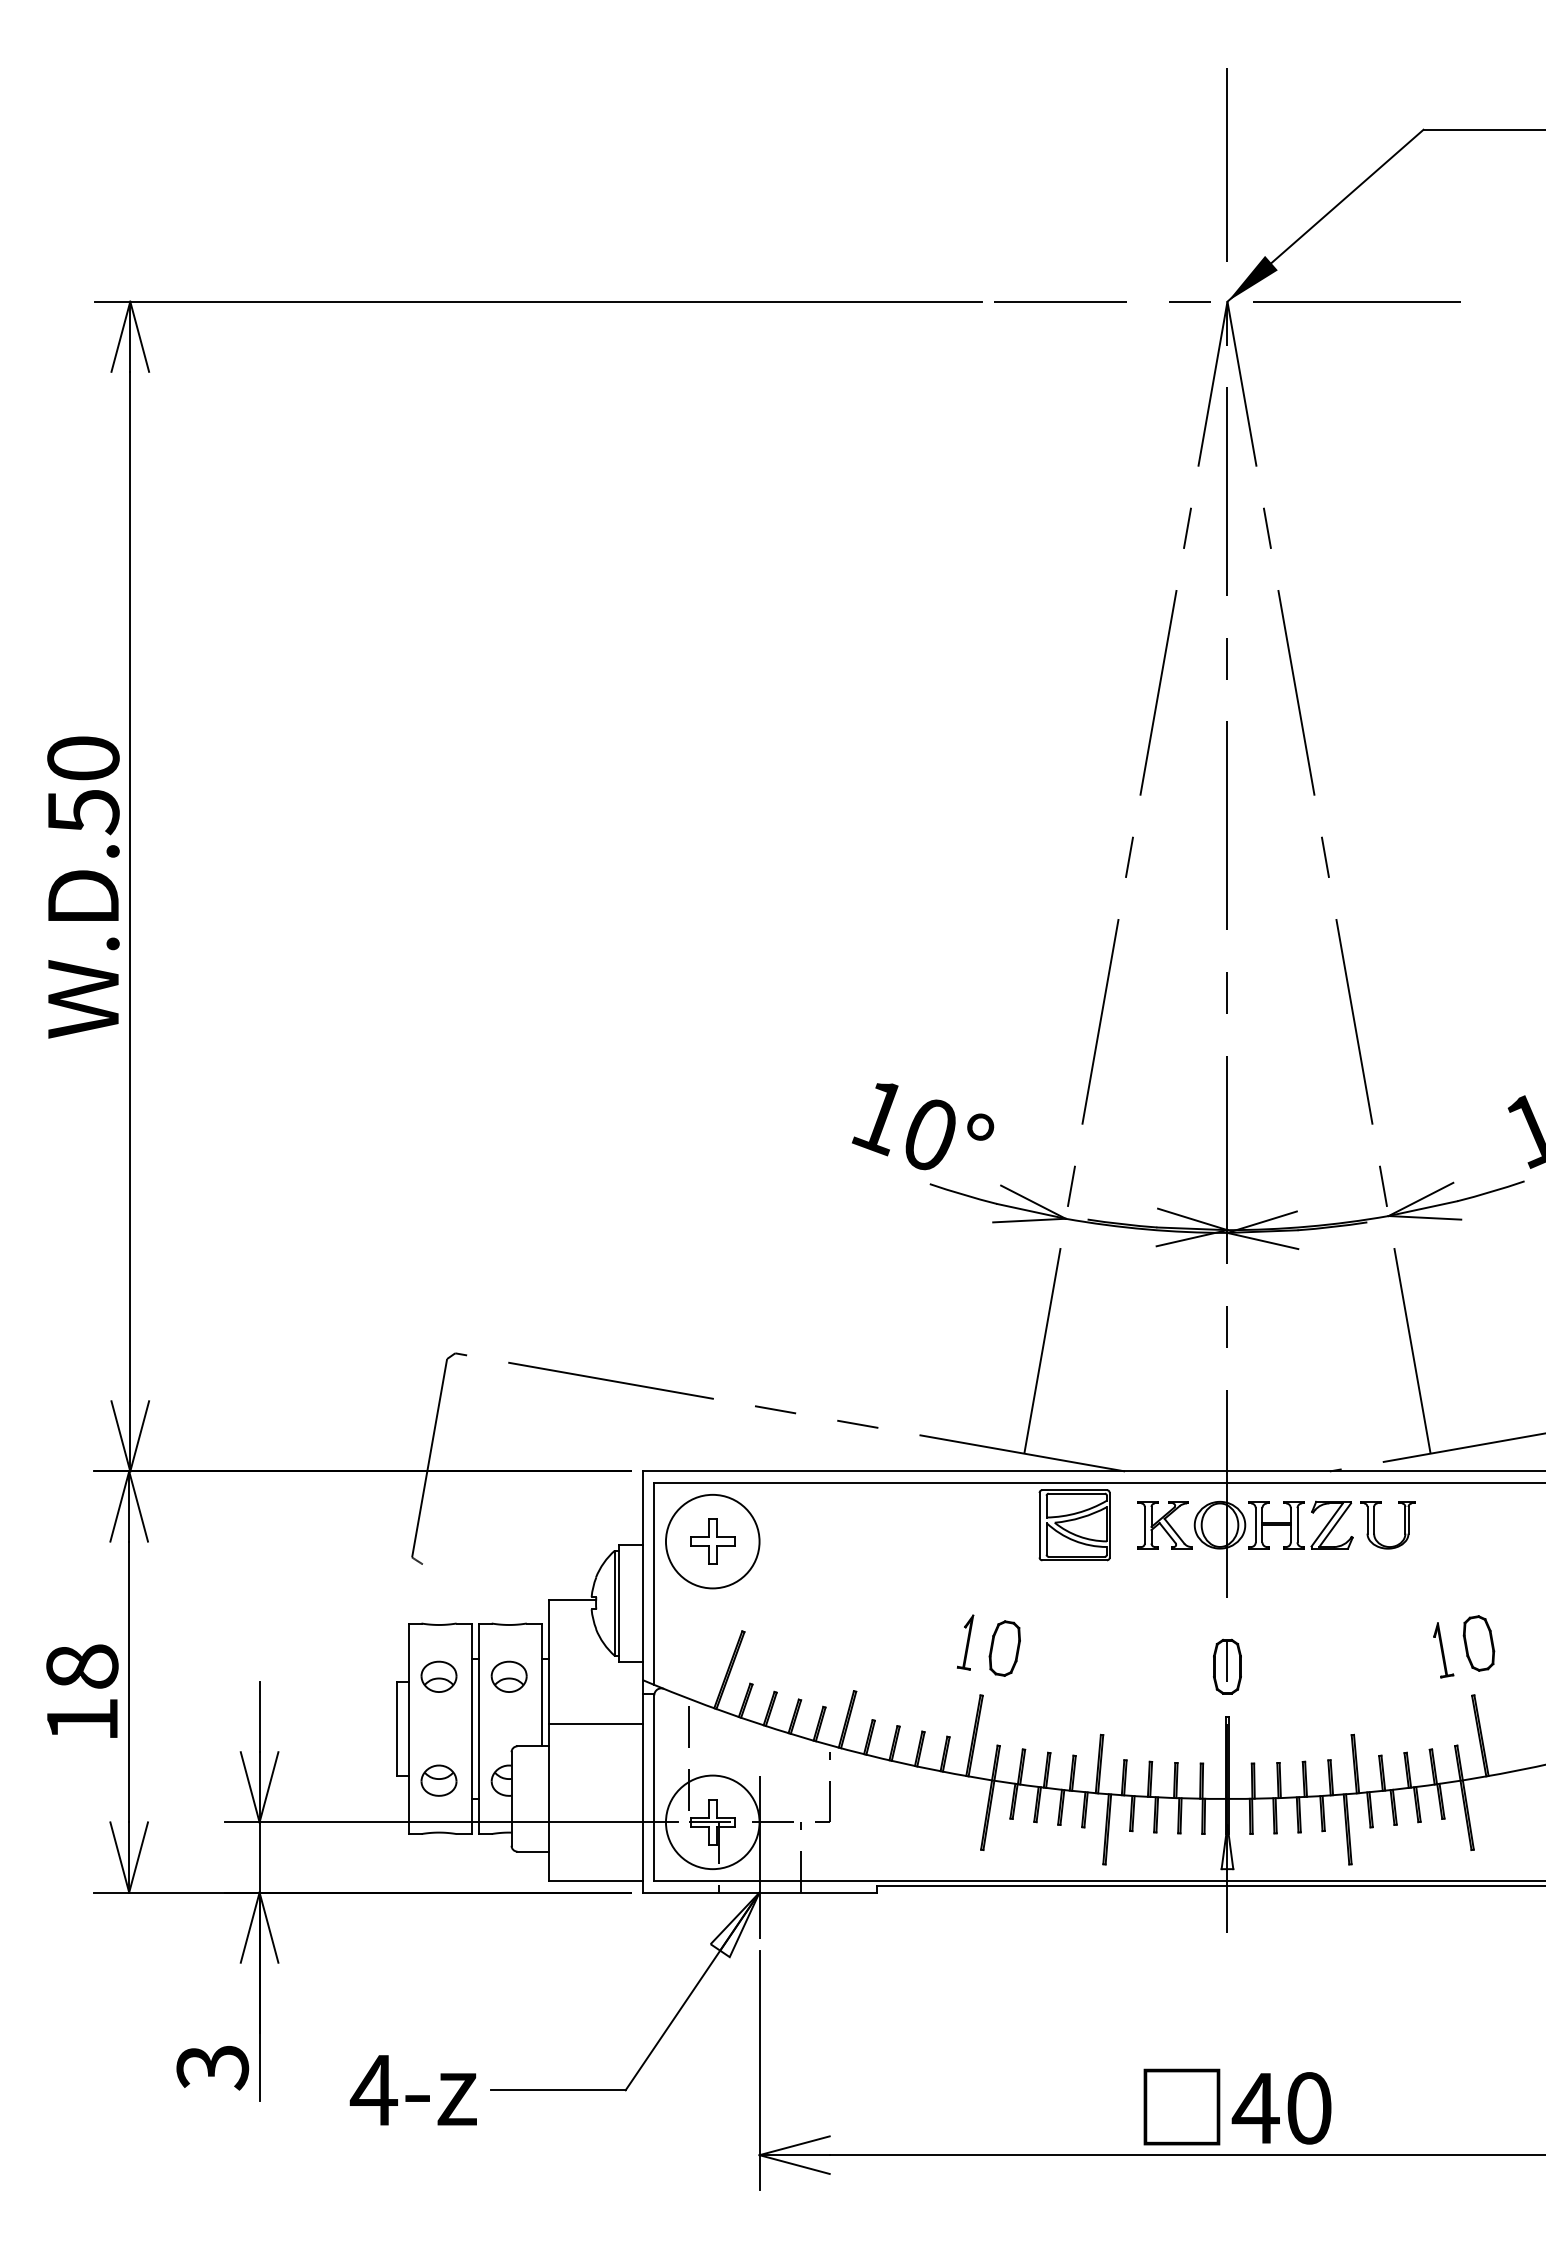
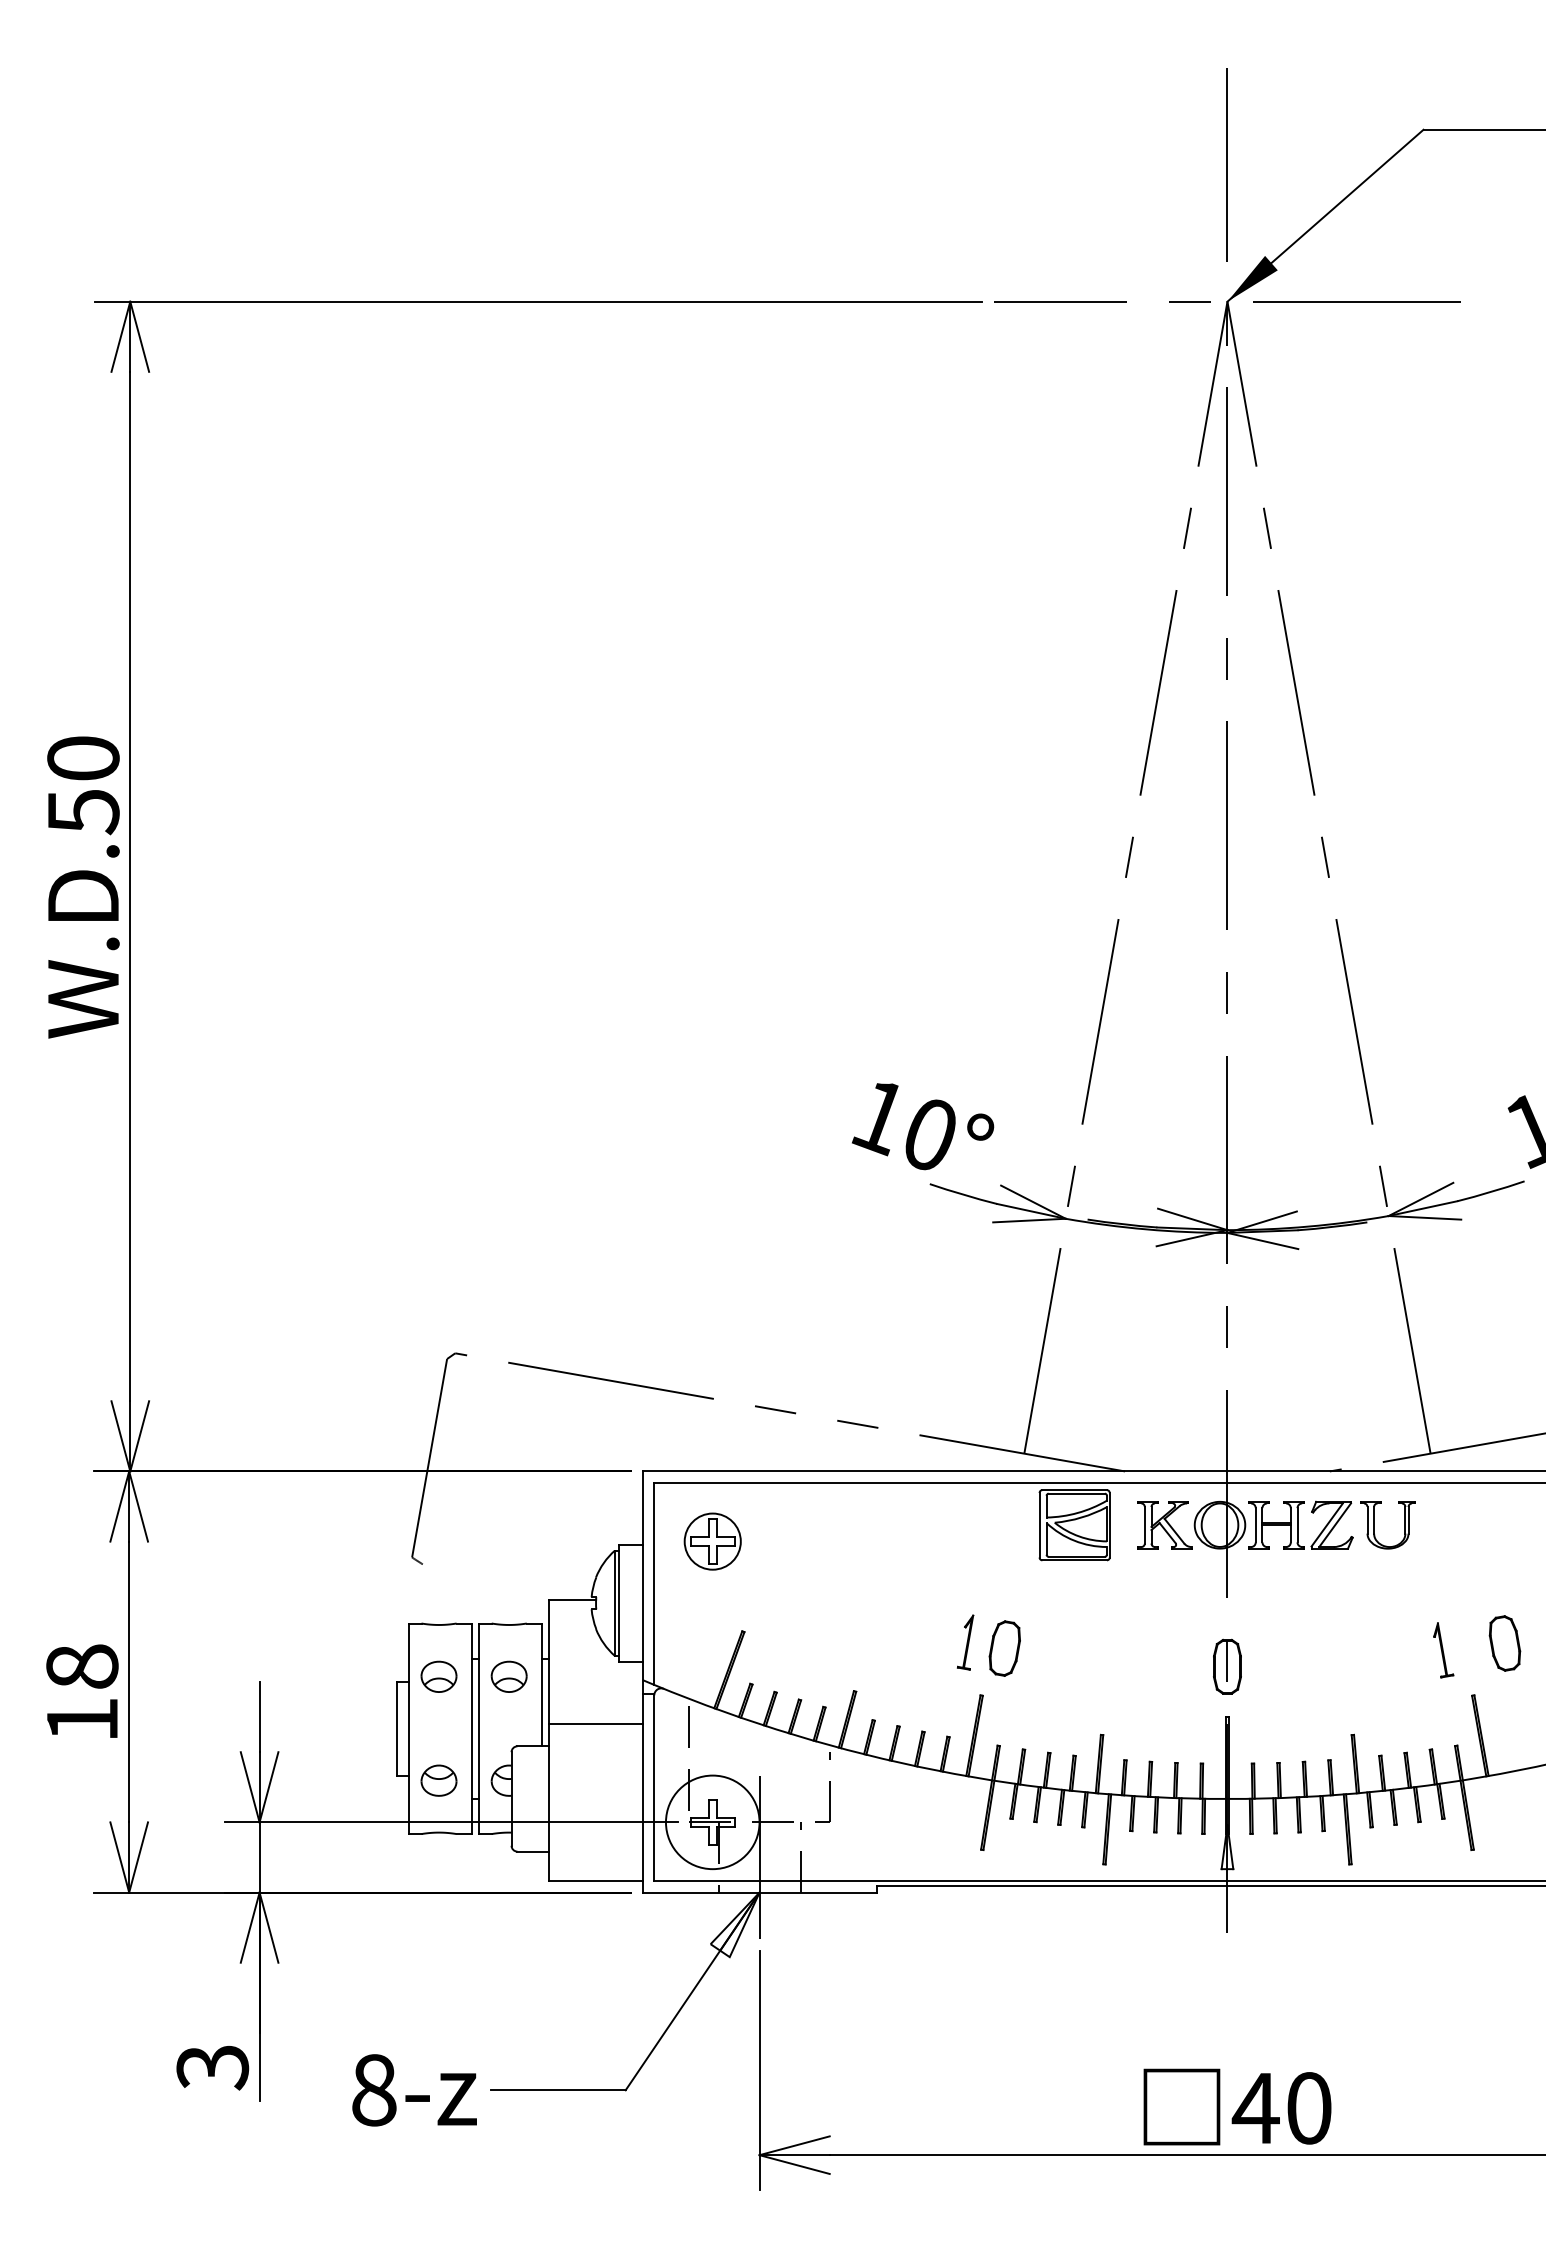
circle diameter: 94 px -> 56 px (712, 1541)
part position: (1478, 1643) -> (1504, 1643) (1504, 1643)
text: 4-z -> 8-z (373, 2090)
